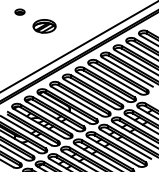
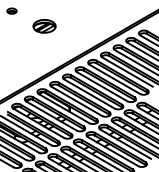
part position: (19, 11) -> (11, 10) (11, 10)
line: present -> none (78, 46)
